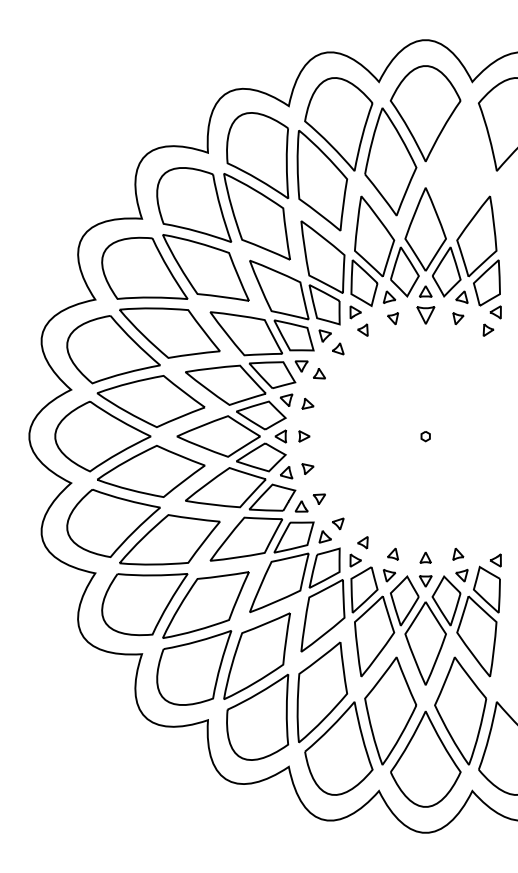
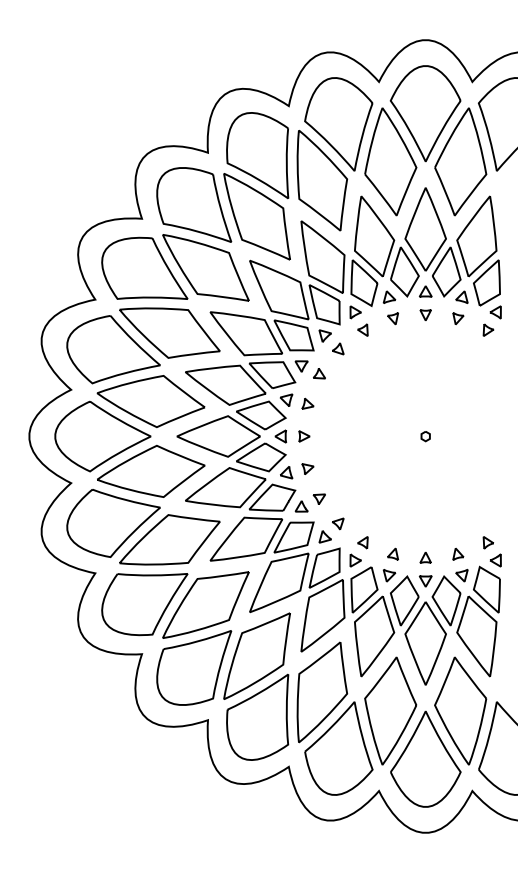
part: none -> present (460, 161)
part size: 20x19 px -> 13x12 px (425, 314)
part: none -> present (487, 542)
